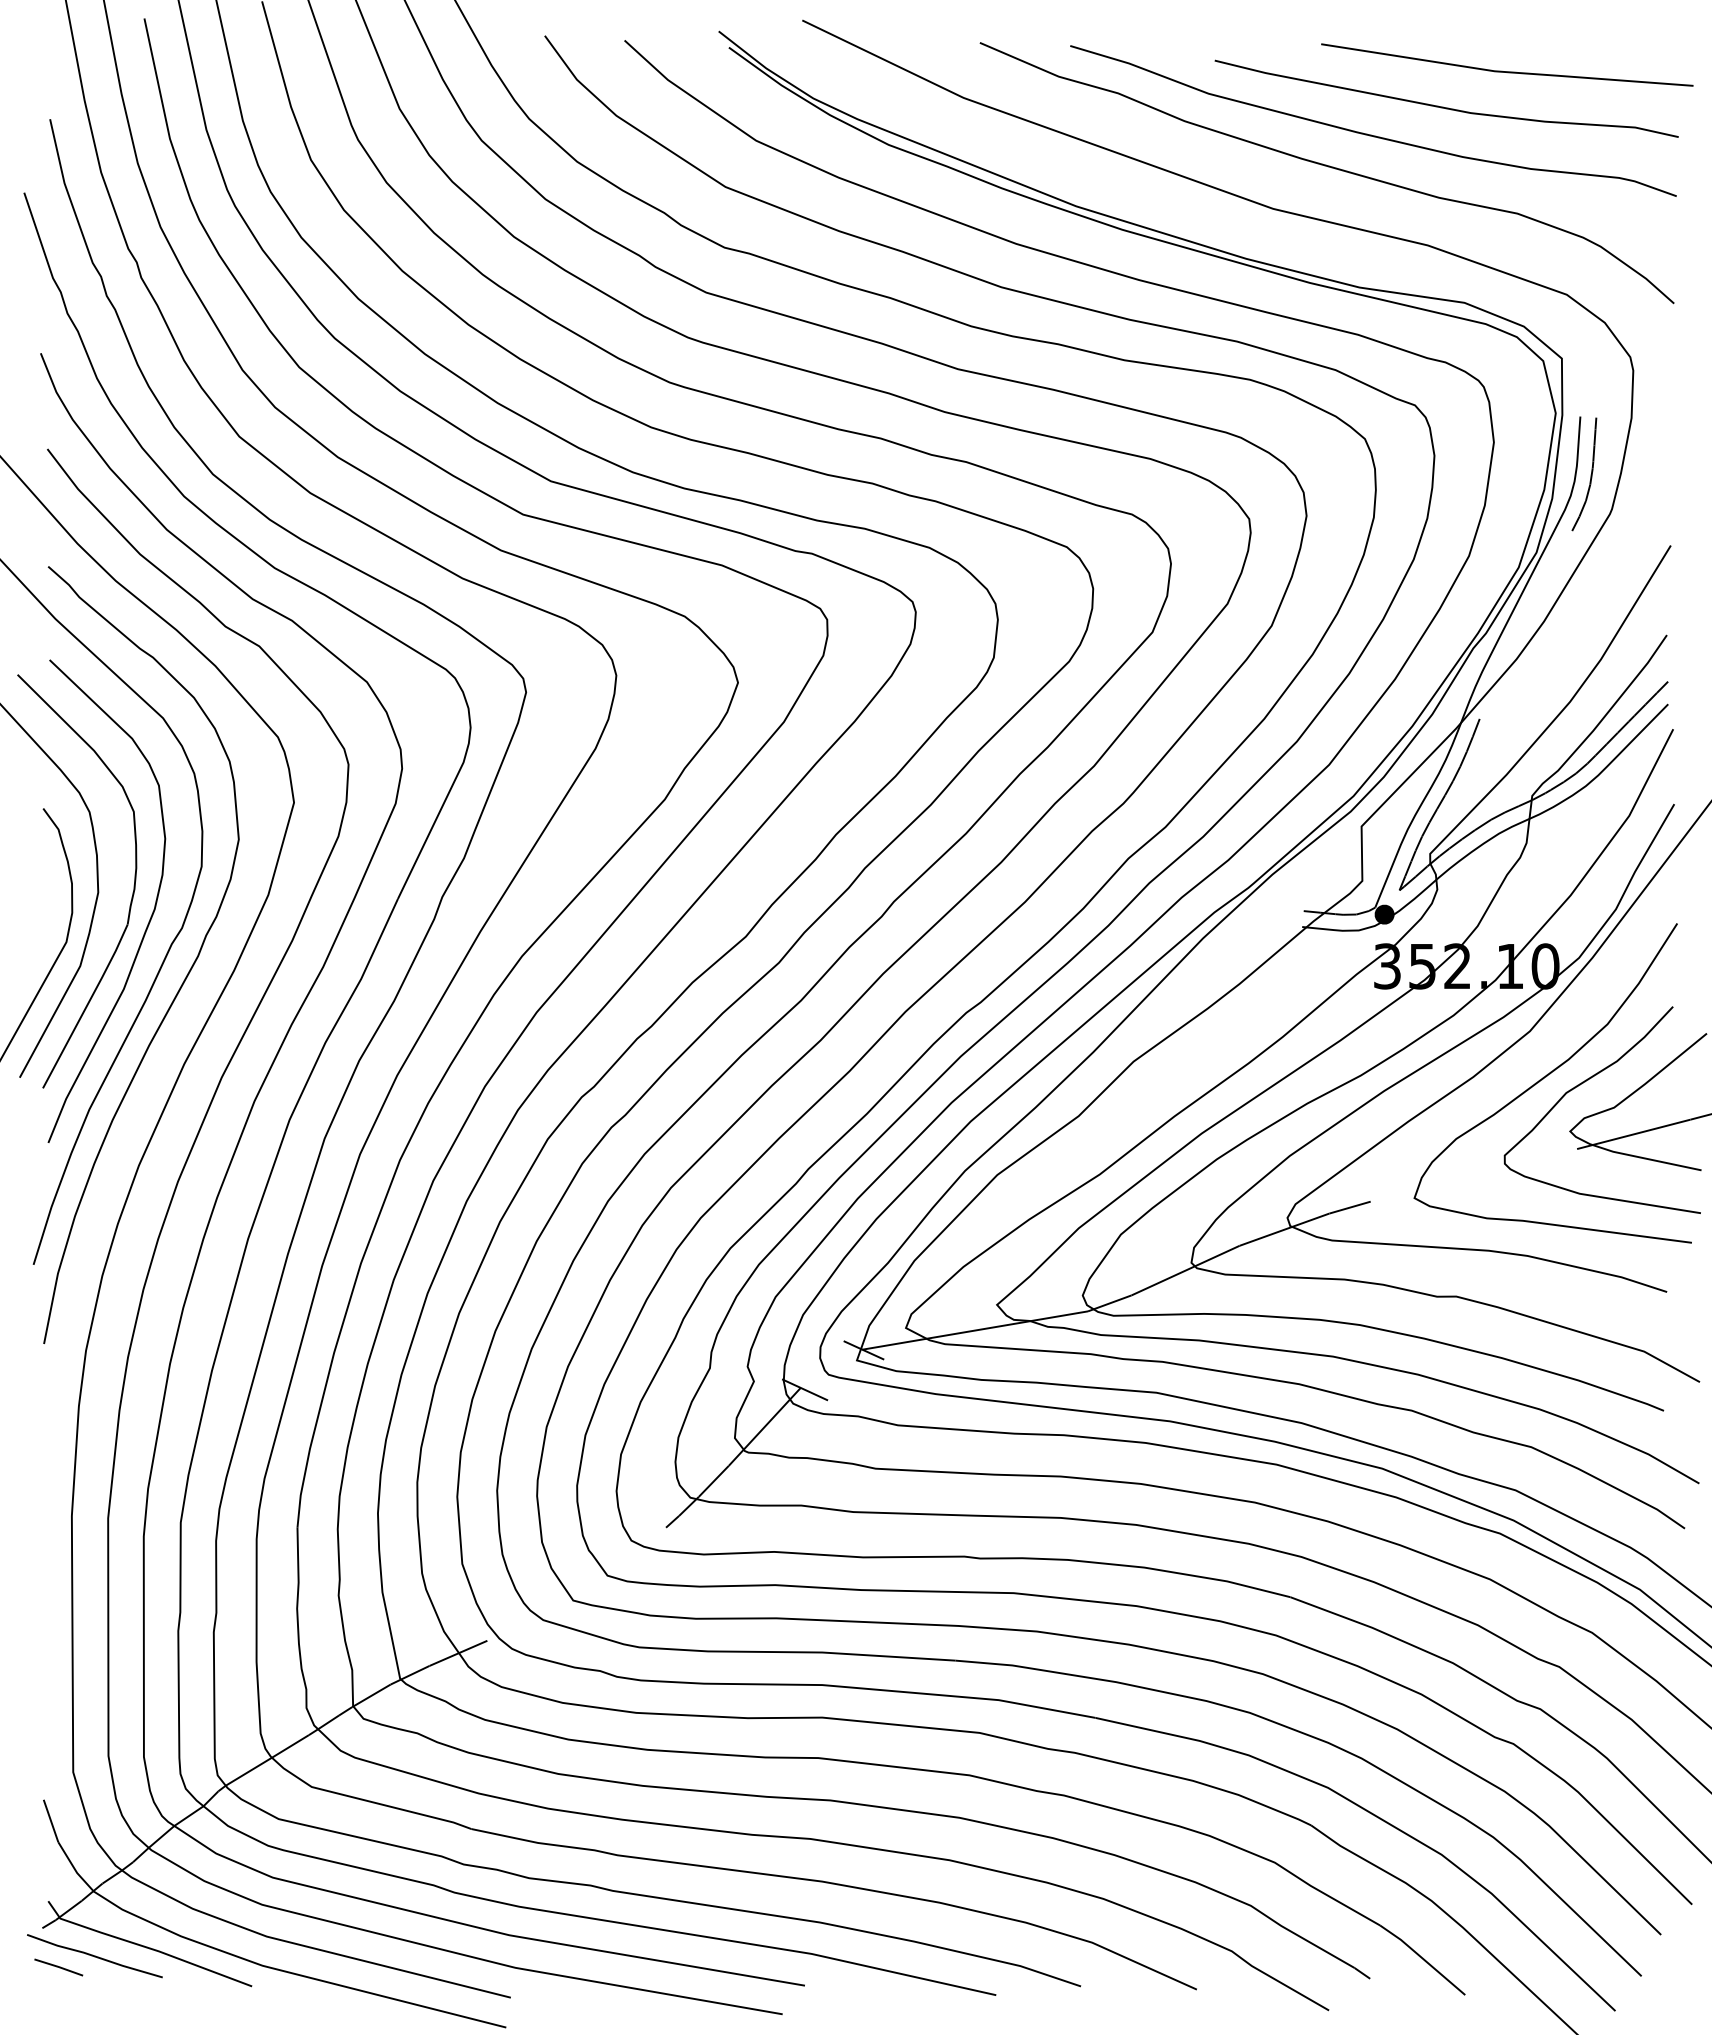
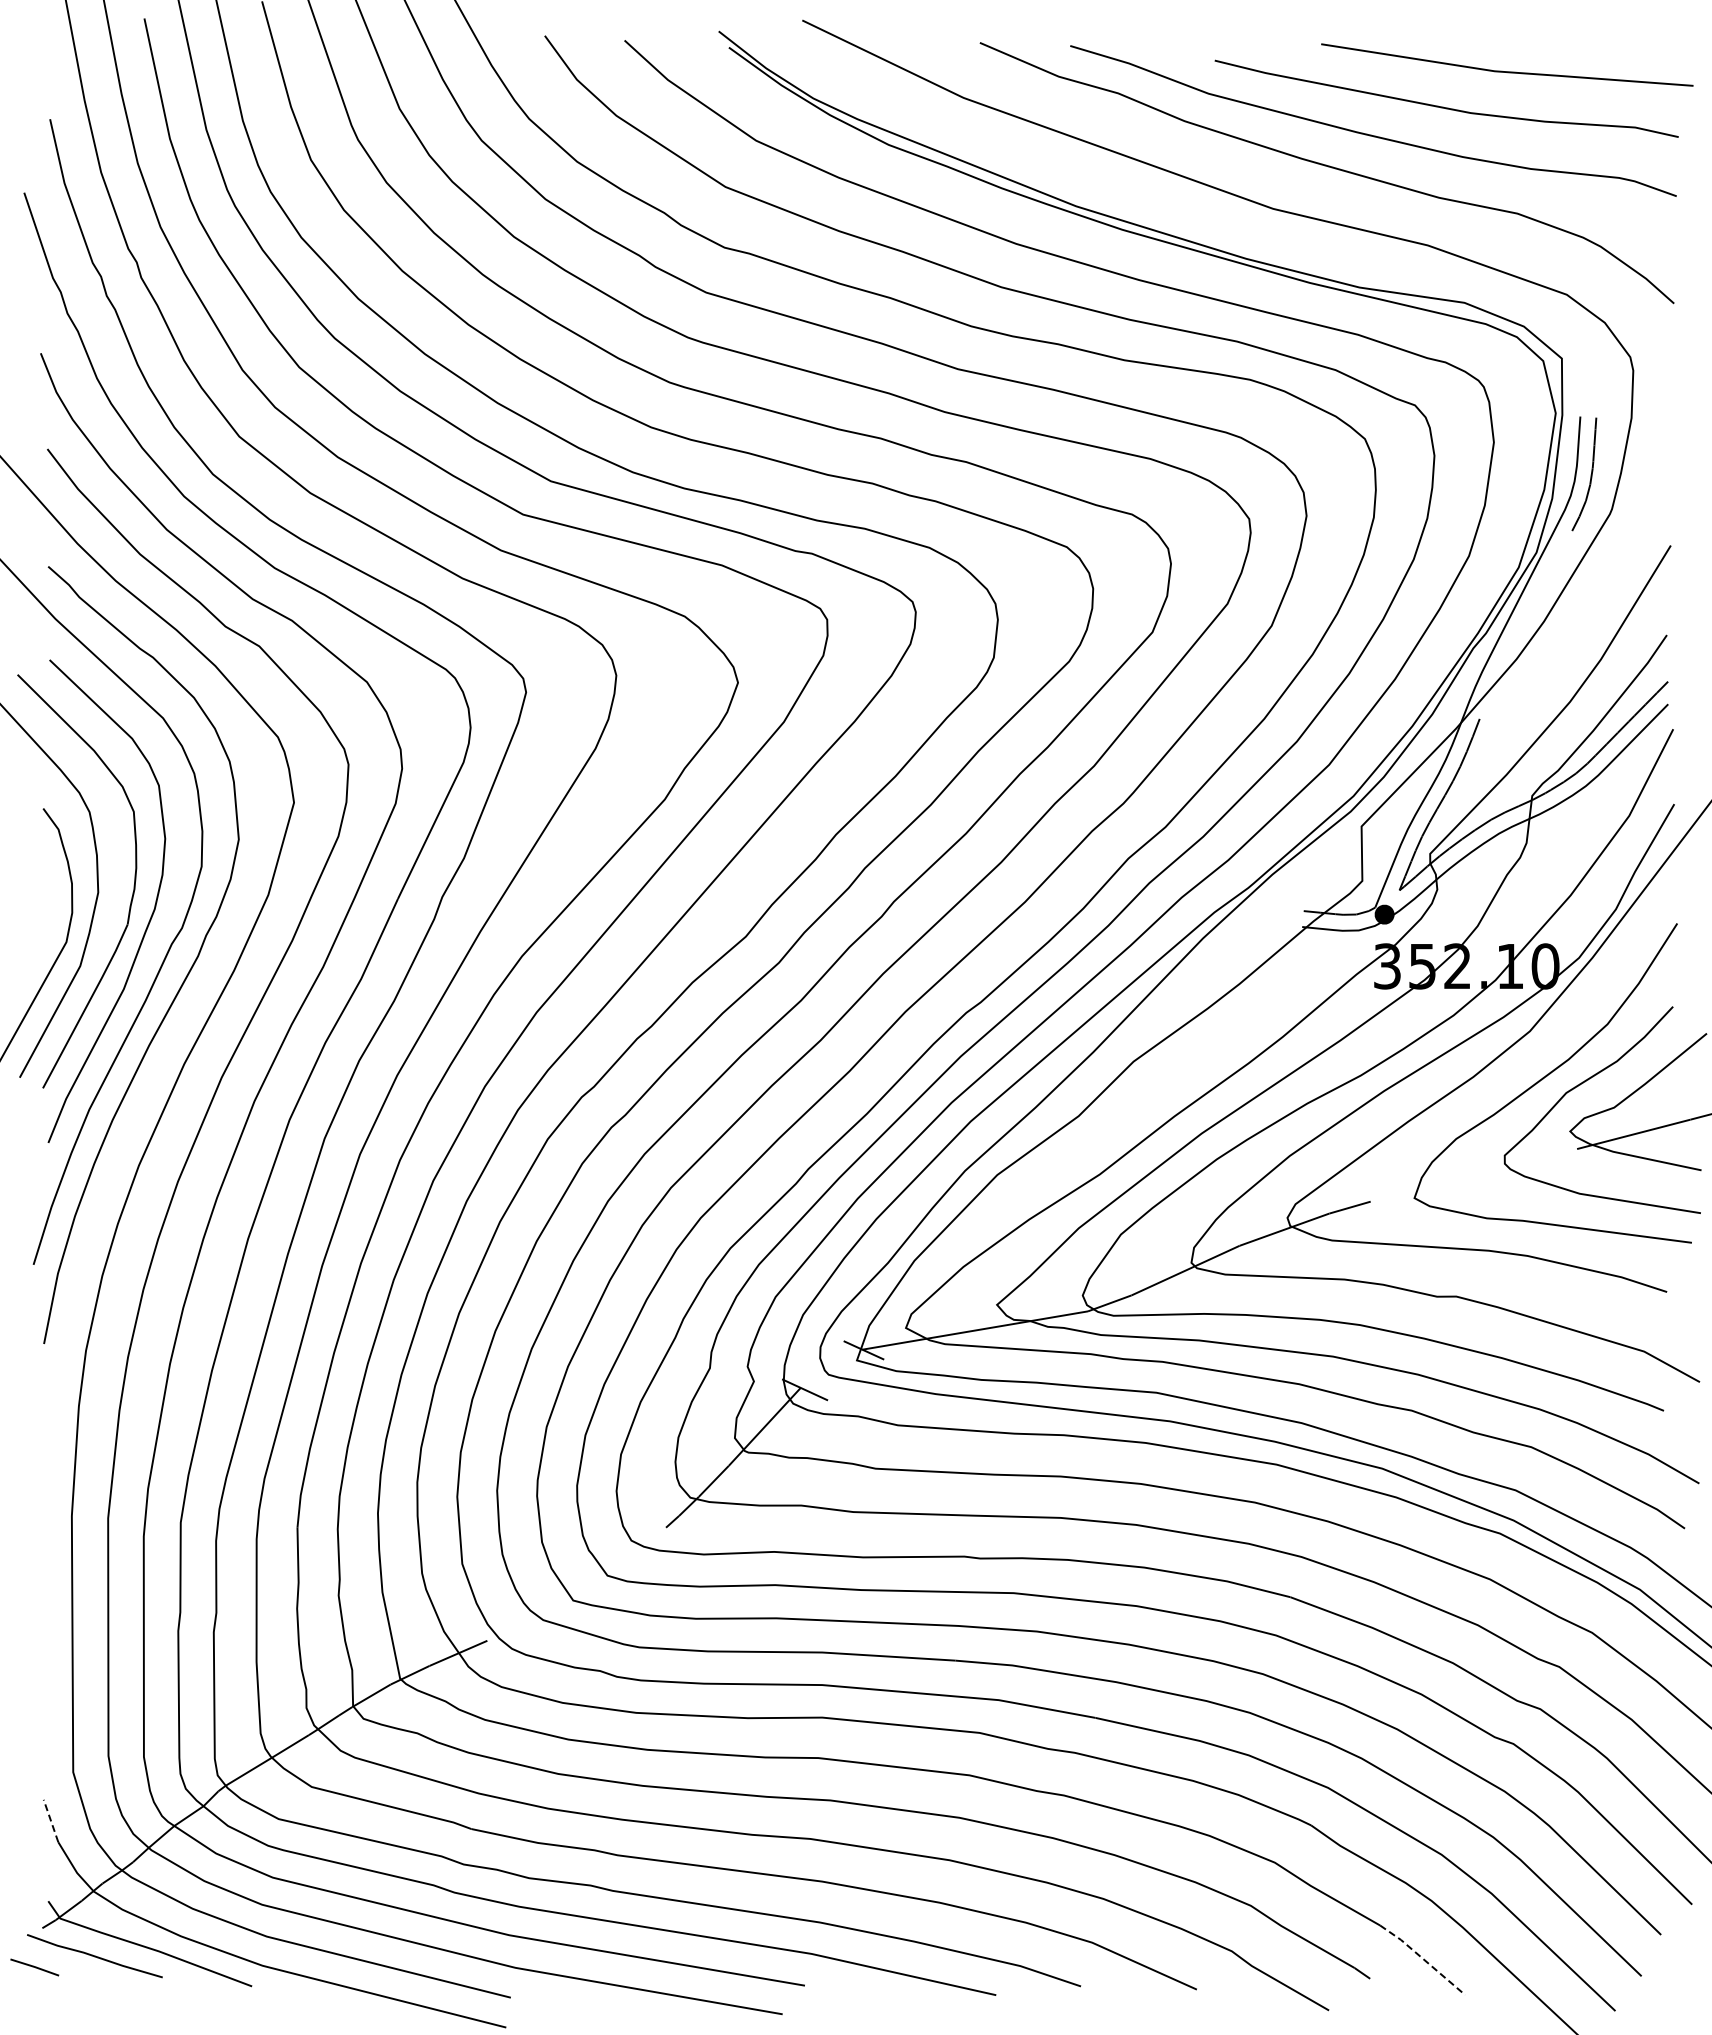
line: solid -> dashed (50, 1820)
line: solid -> dashed (1422, 1958)
line position: (58, 1967) -> (34, 1967) (34, 1967)
